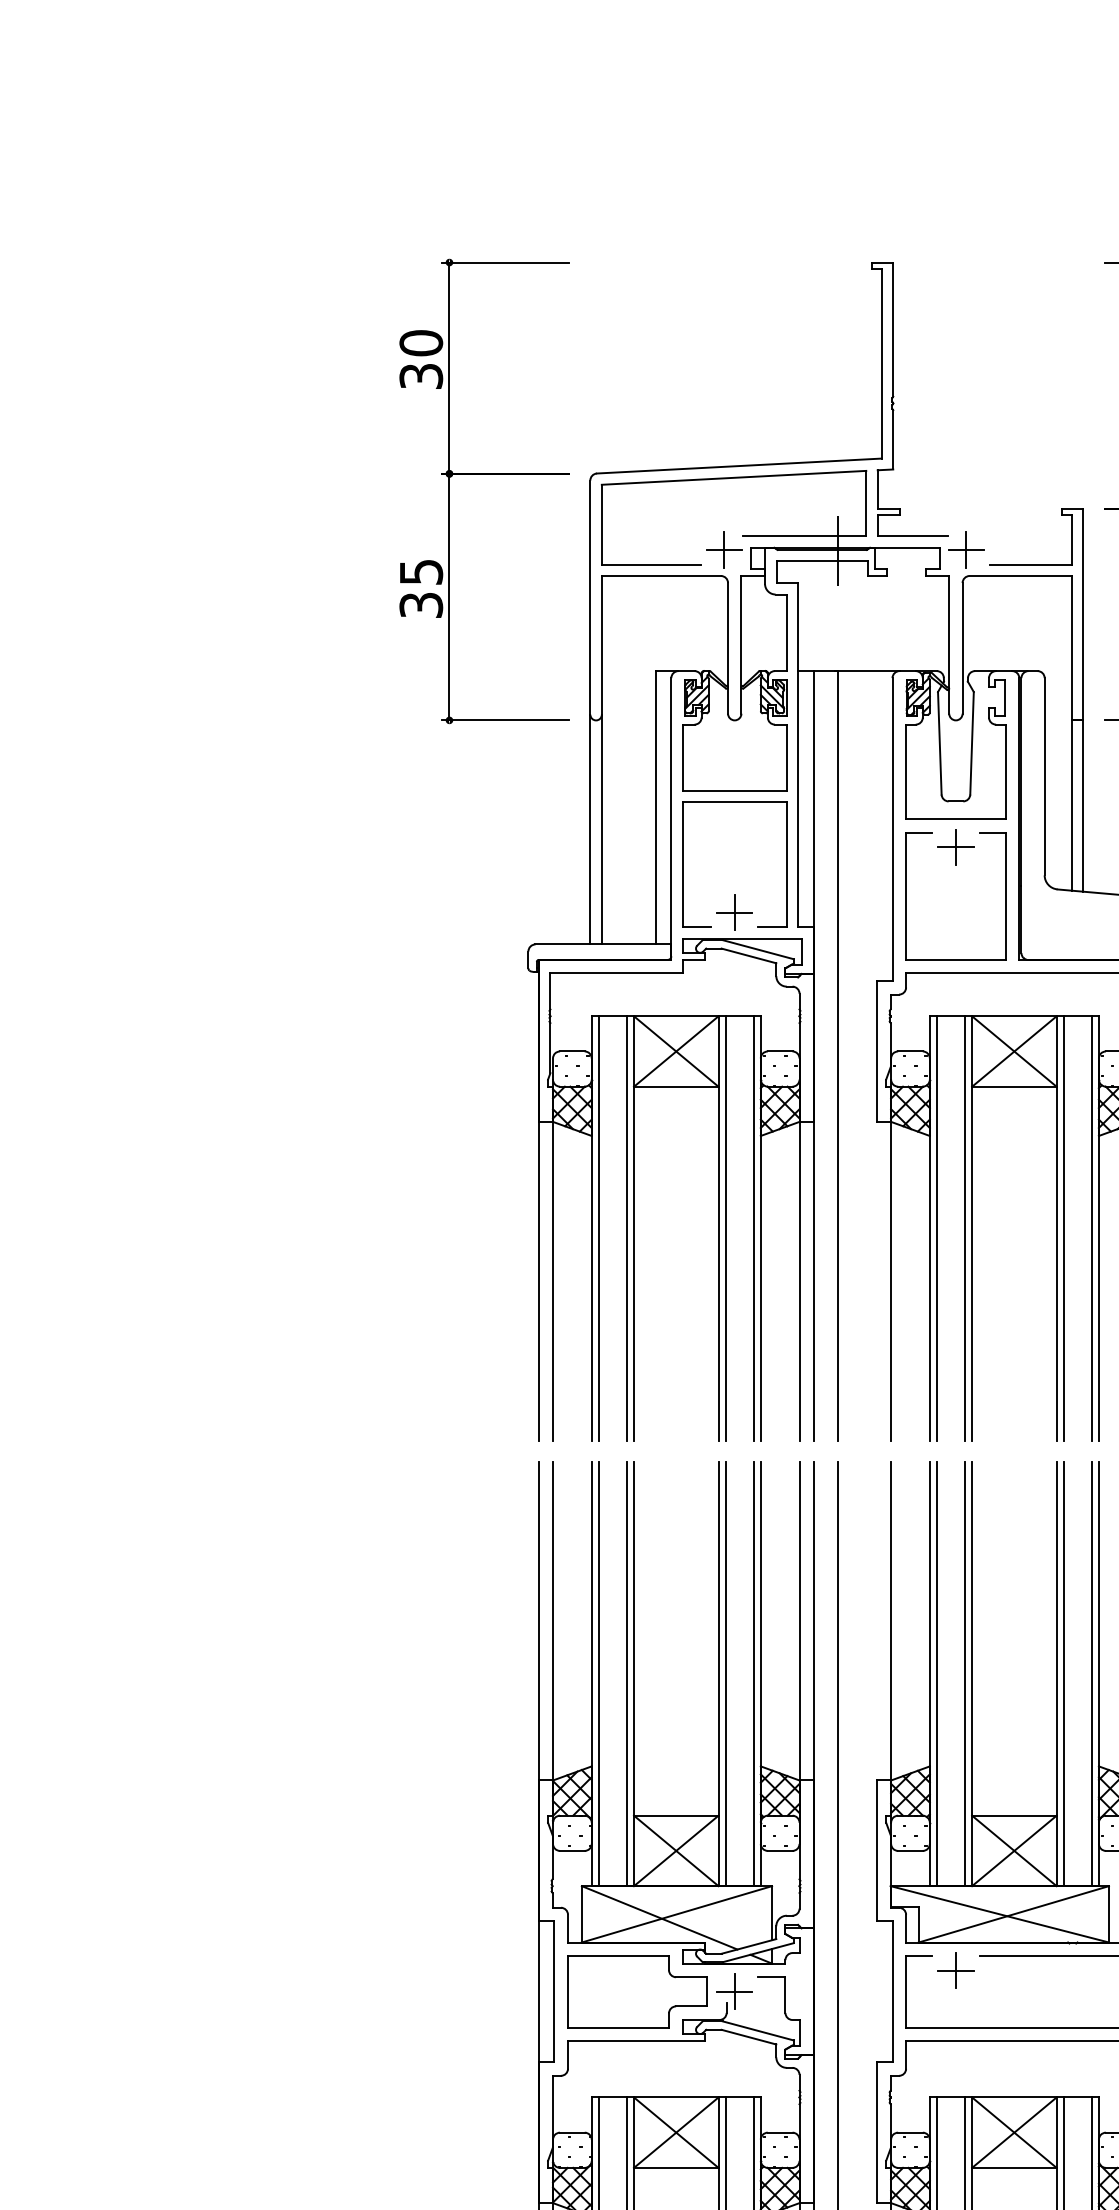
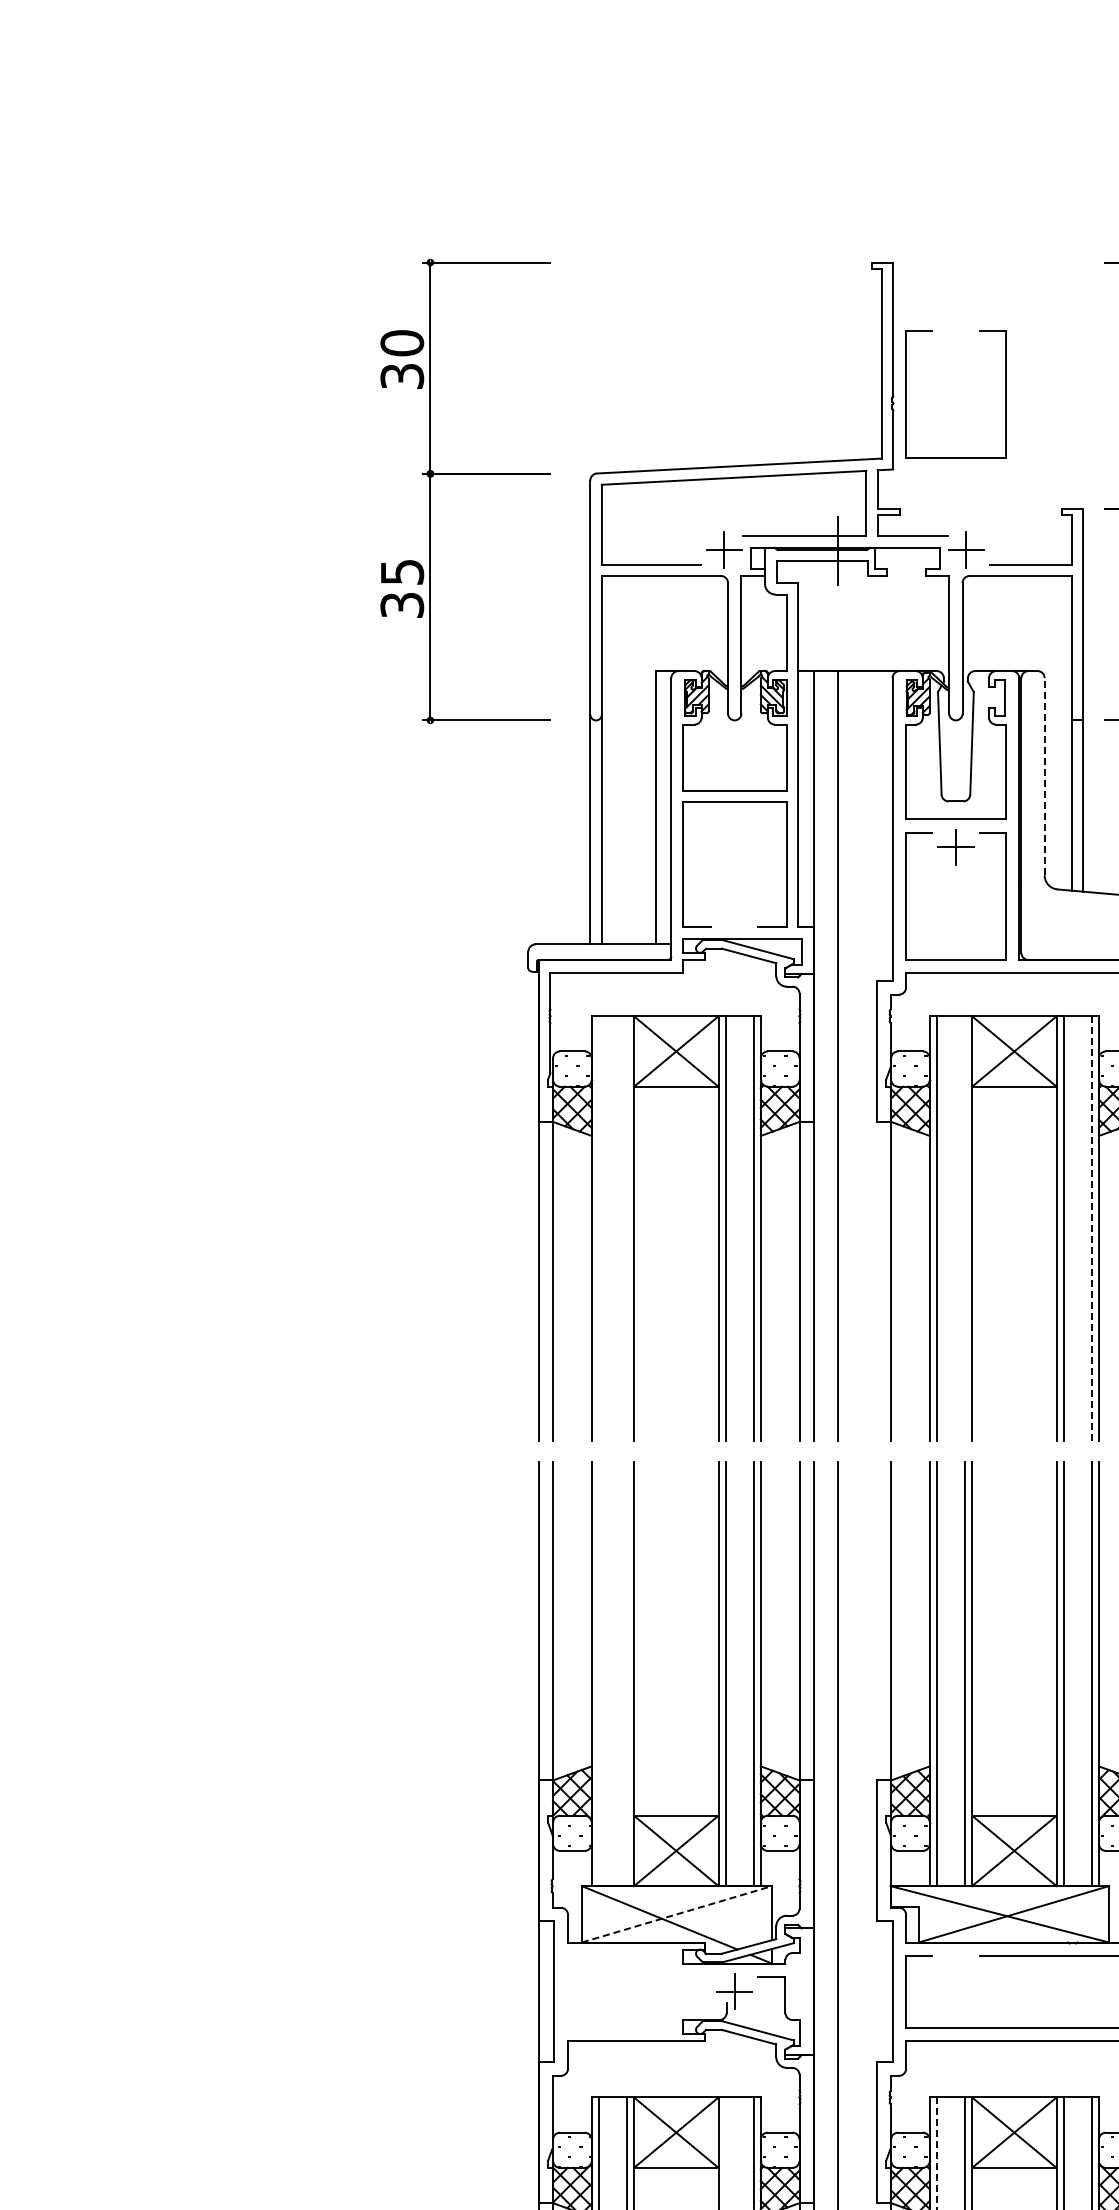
part: none -> present (906, 394)
part position: (484, 474) -> (465, 474) (465, 474)
line: solid -> dashed (1044, 776)
part: present -> none (734, 912)
line: present -> none (598, 1228)
line: present -> none (626, 1228)
line: present -> none (965, 1228)
line: solid -> dashed (1091, 1228)
line: present -> none (598, 1673)
line: present -> none (626, 1673)
line: solid -> dashed (677, 1914)
part: present -> none (955, 1970)
part: present -> none (637, 1991)
line: present -> none (725, 2151)
line: solid -> dashed (936, 2153)
